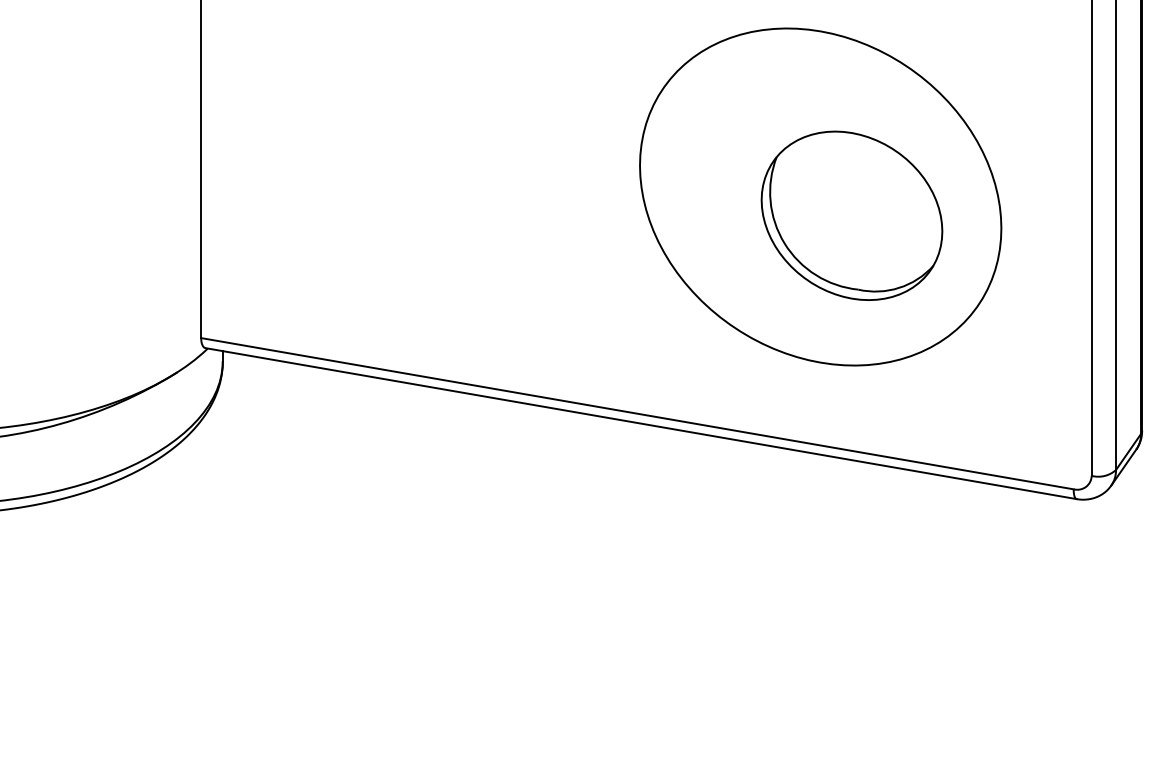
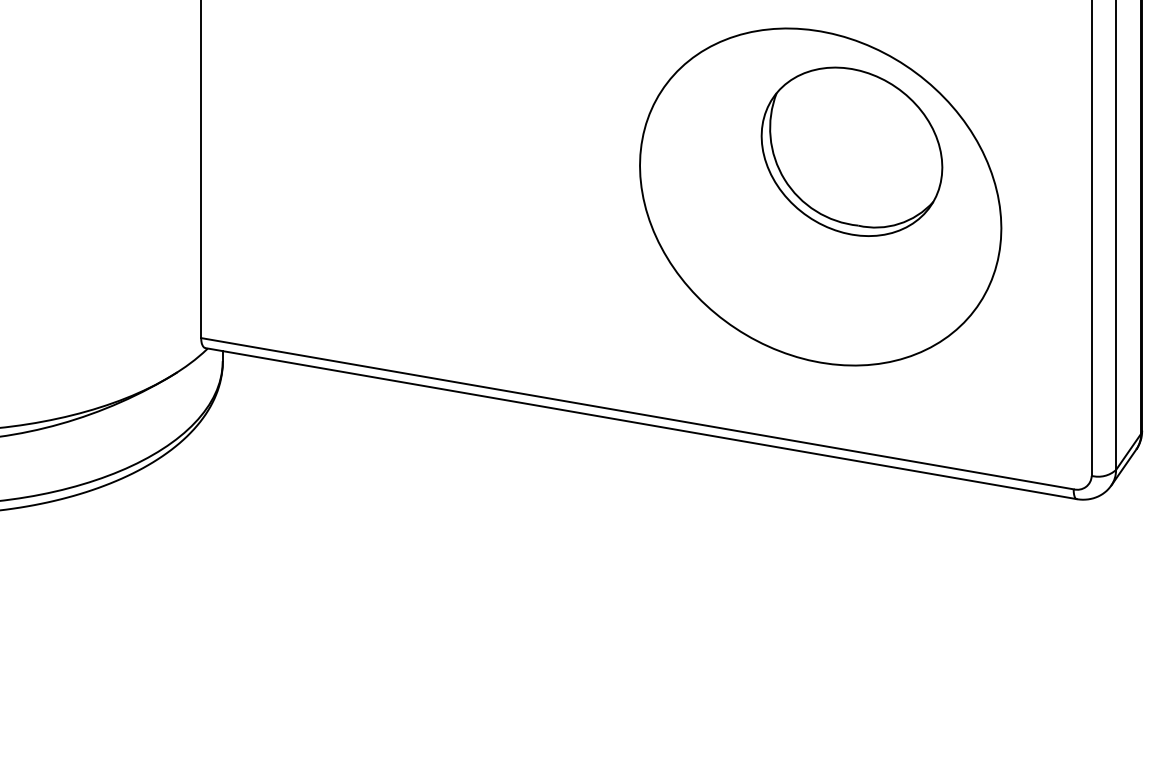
part position: (851, 215) -> (851, 151) (851, 151)
